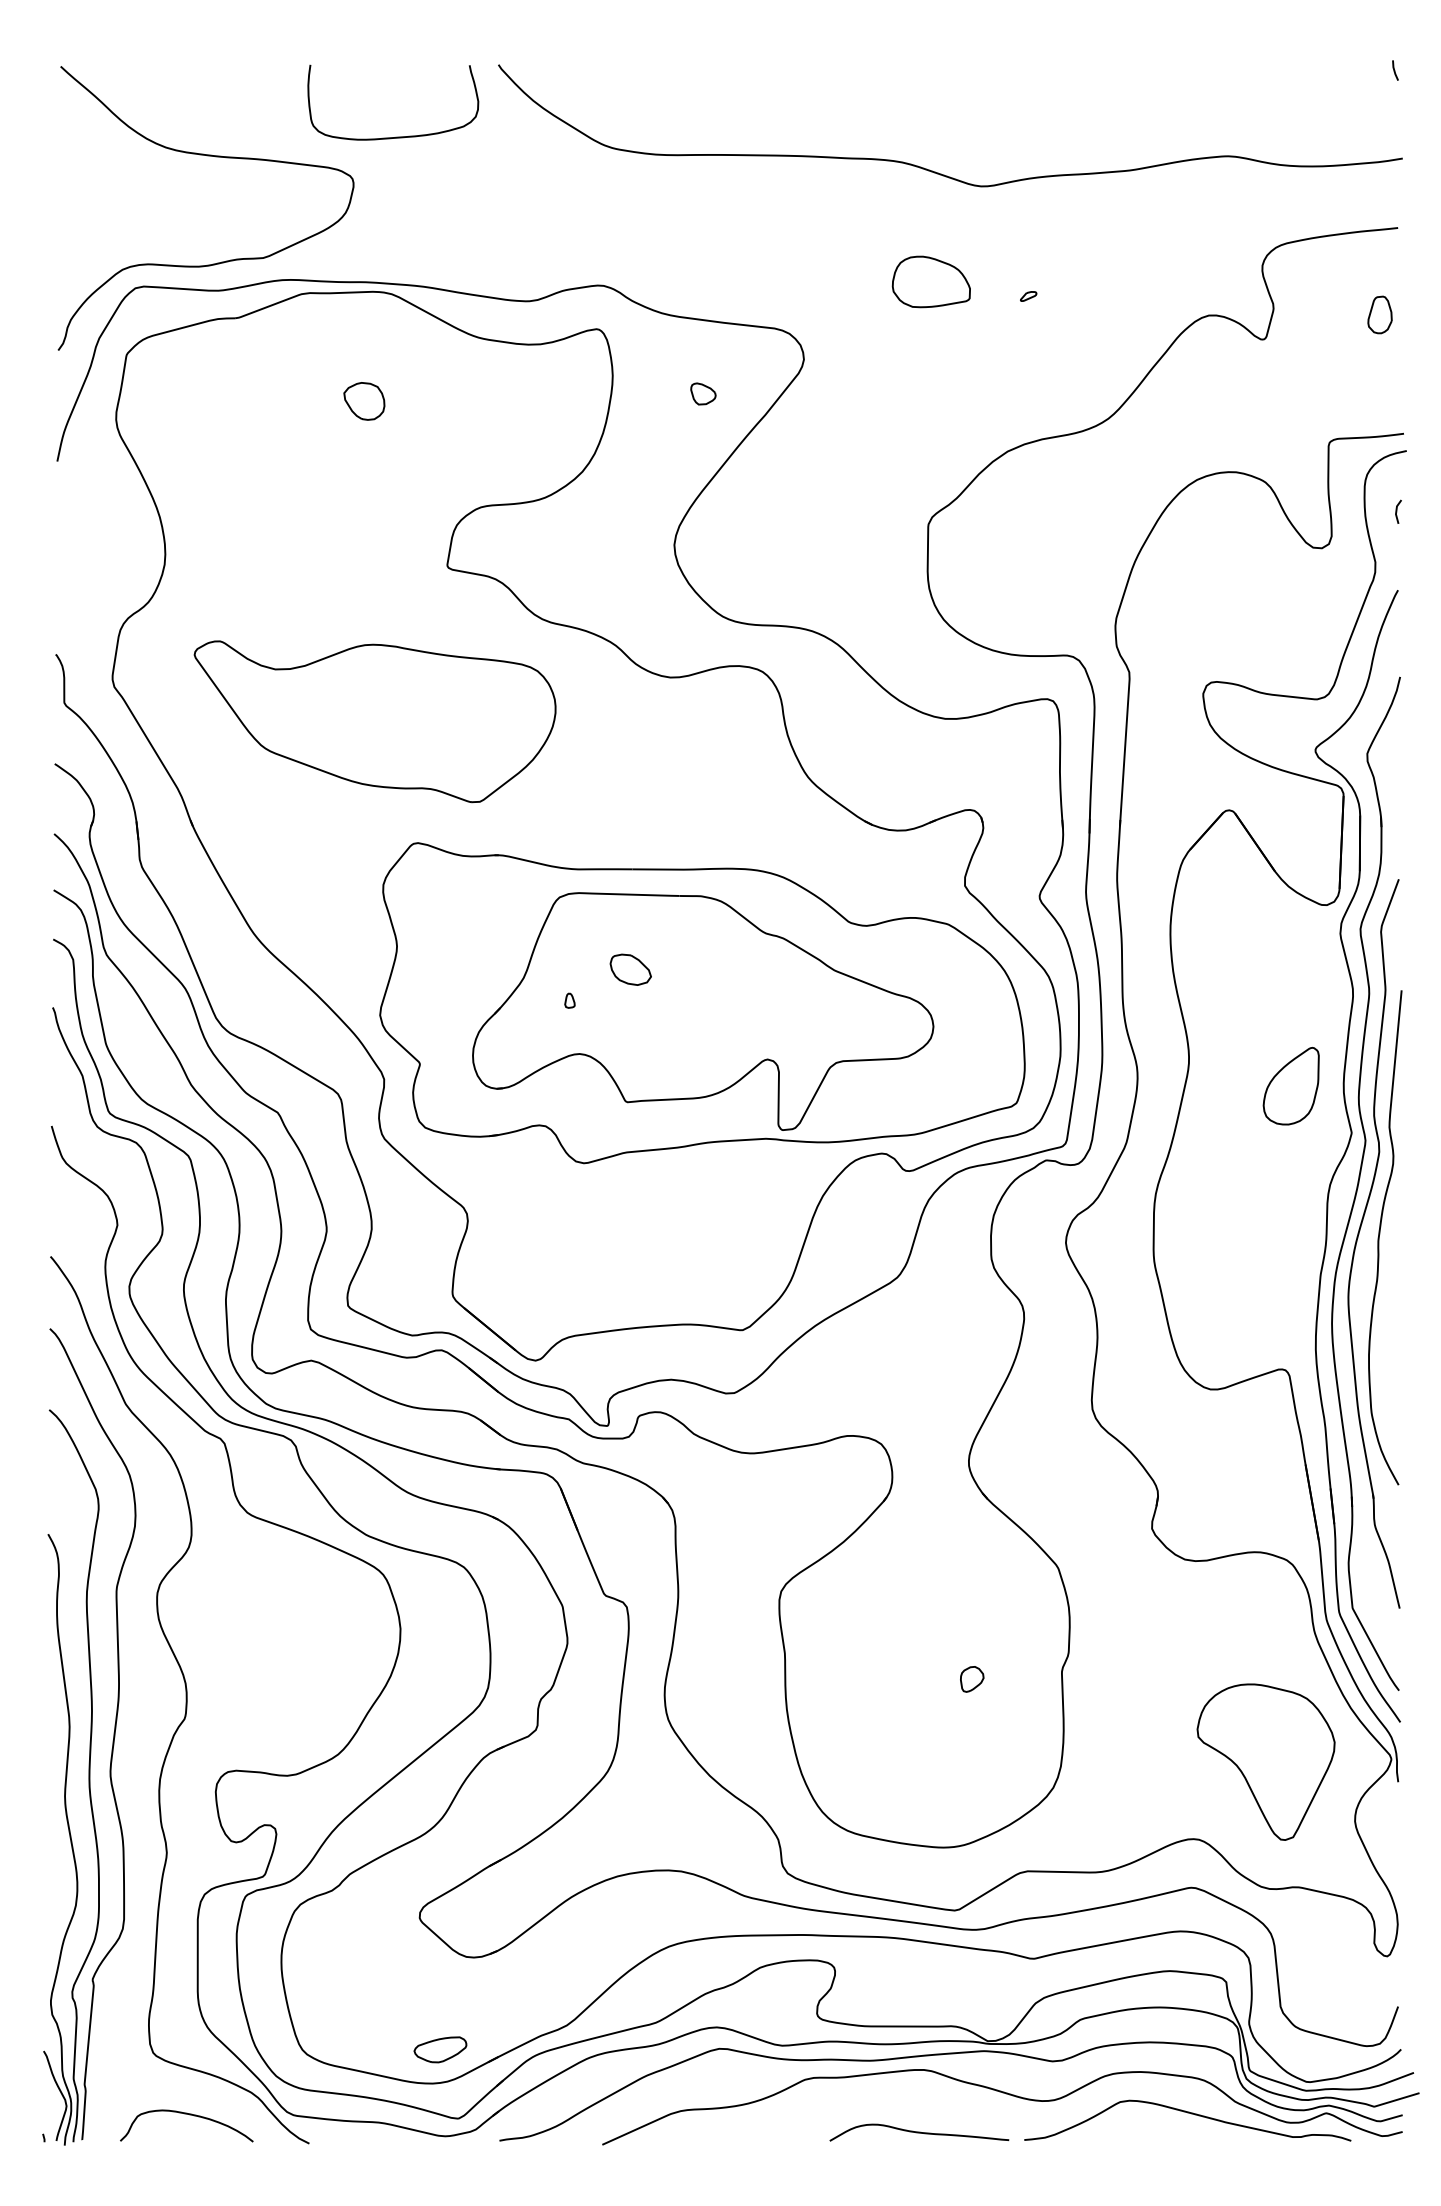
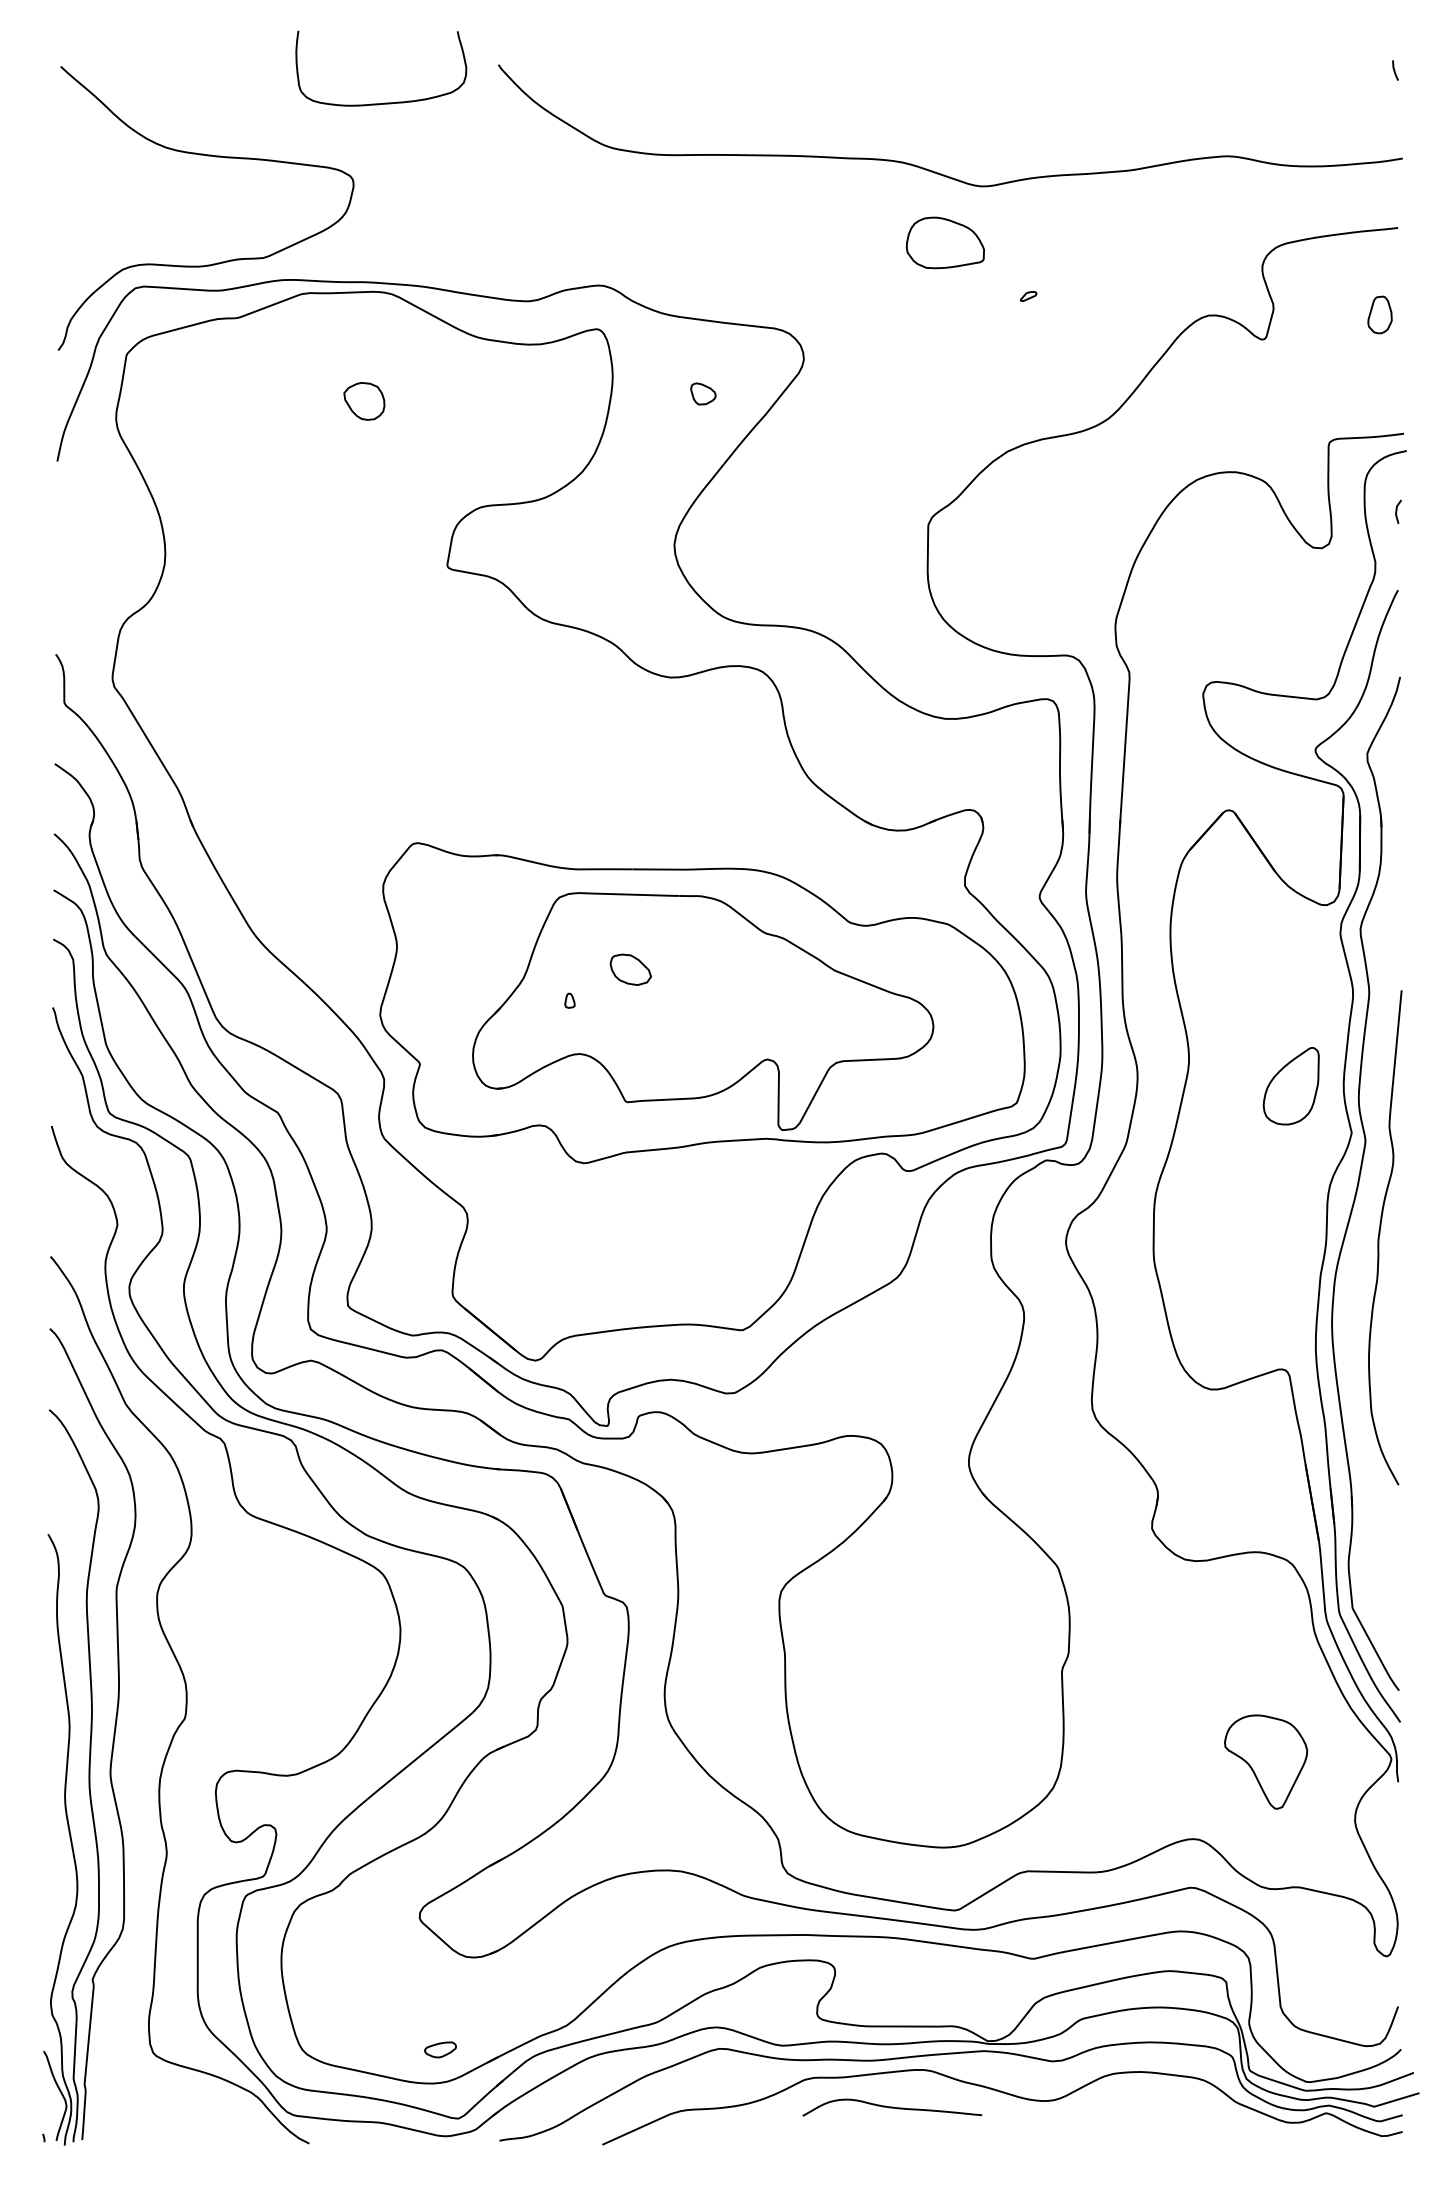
curve position: (395, 136) -> (383, 102) (383, 102)
part position: (930, 281) -> (944, 242) (944, 242)
part: present -> none (374, 721)
part: present -> none (1358, 1238)
part: present -> none (972, 1679)
part size: 140x158 px -> 85x96 px (1266, 1761)
part size: 55x28 px -> 33x18 px (440, 2049)
curve: present -> none (1187, 2113)
curve: present -> none (189, 2115)
curve position: (919, 2132) -> (892, 2107) (892, 2107)
